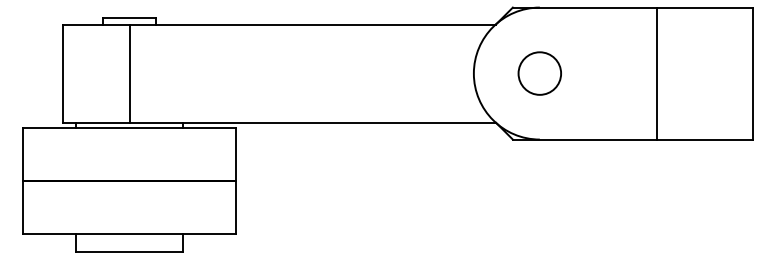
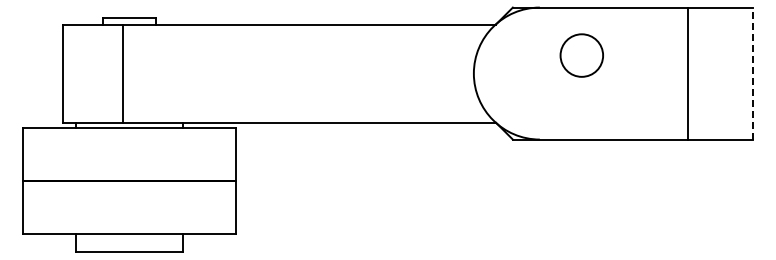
line position: (129, 73) -> (122, 73) (122, 73)
circle position: (539, 73) -> (581, 55) (581, 55)
line position: (656, 73) -> (687, 73) (687, 73)
line: solid -> dashed (752, 73)
